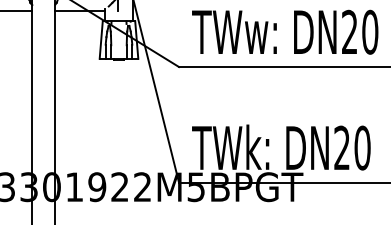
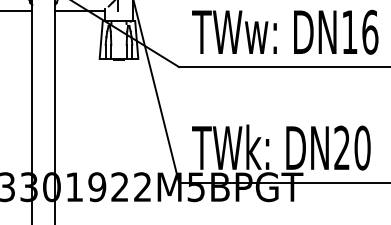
text: DN20 -> DN16 (360, 31)
